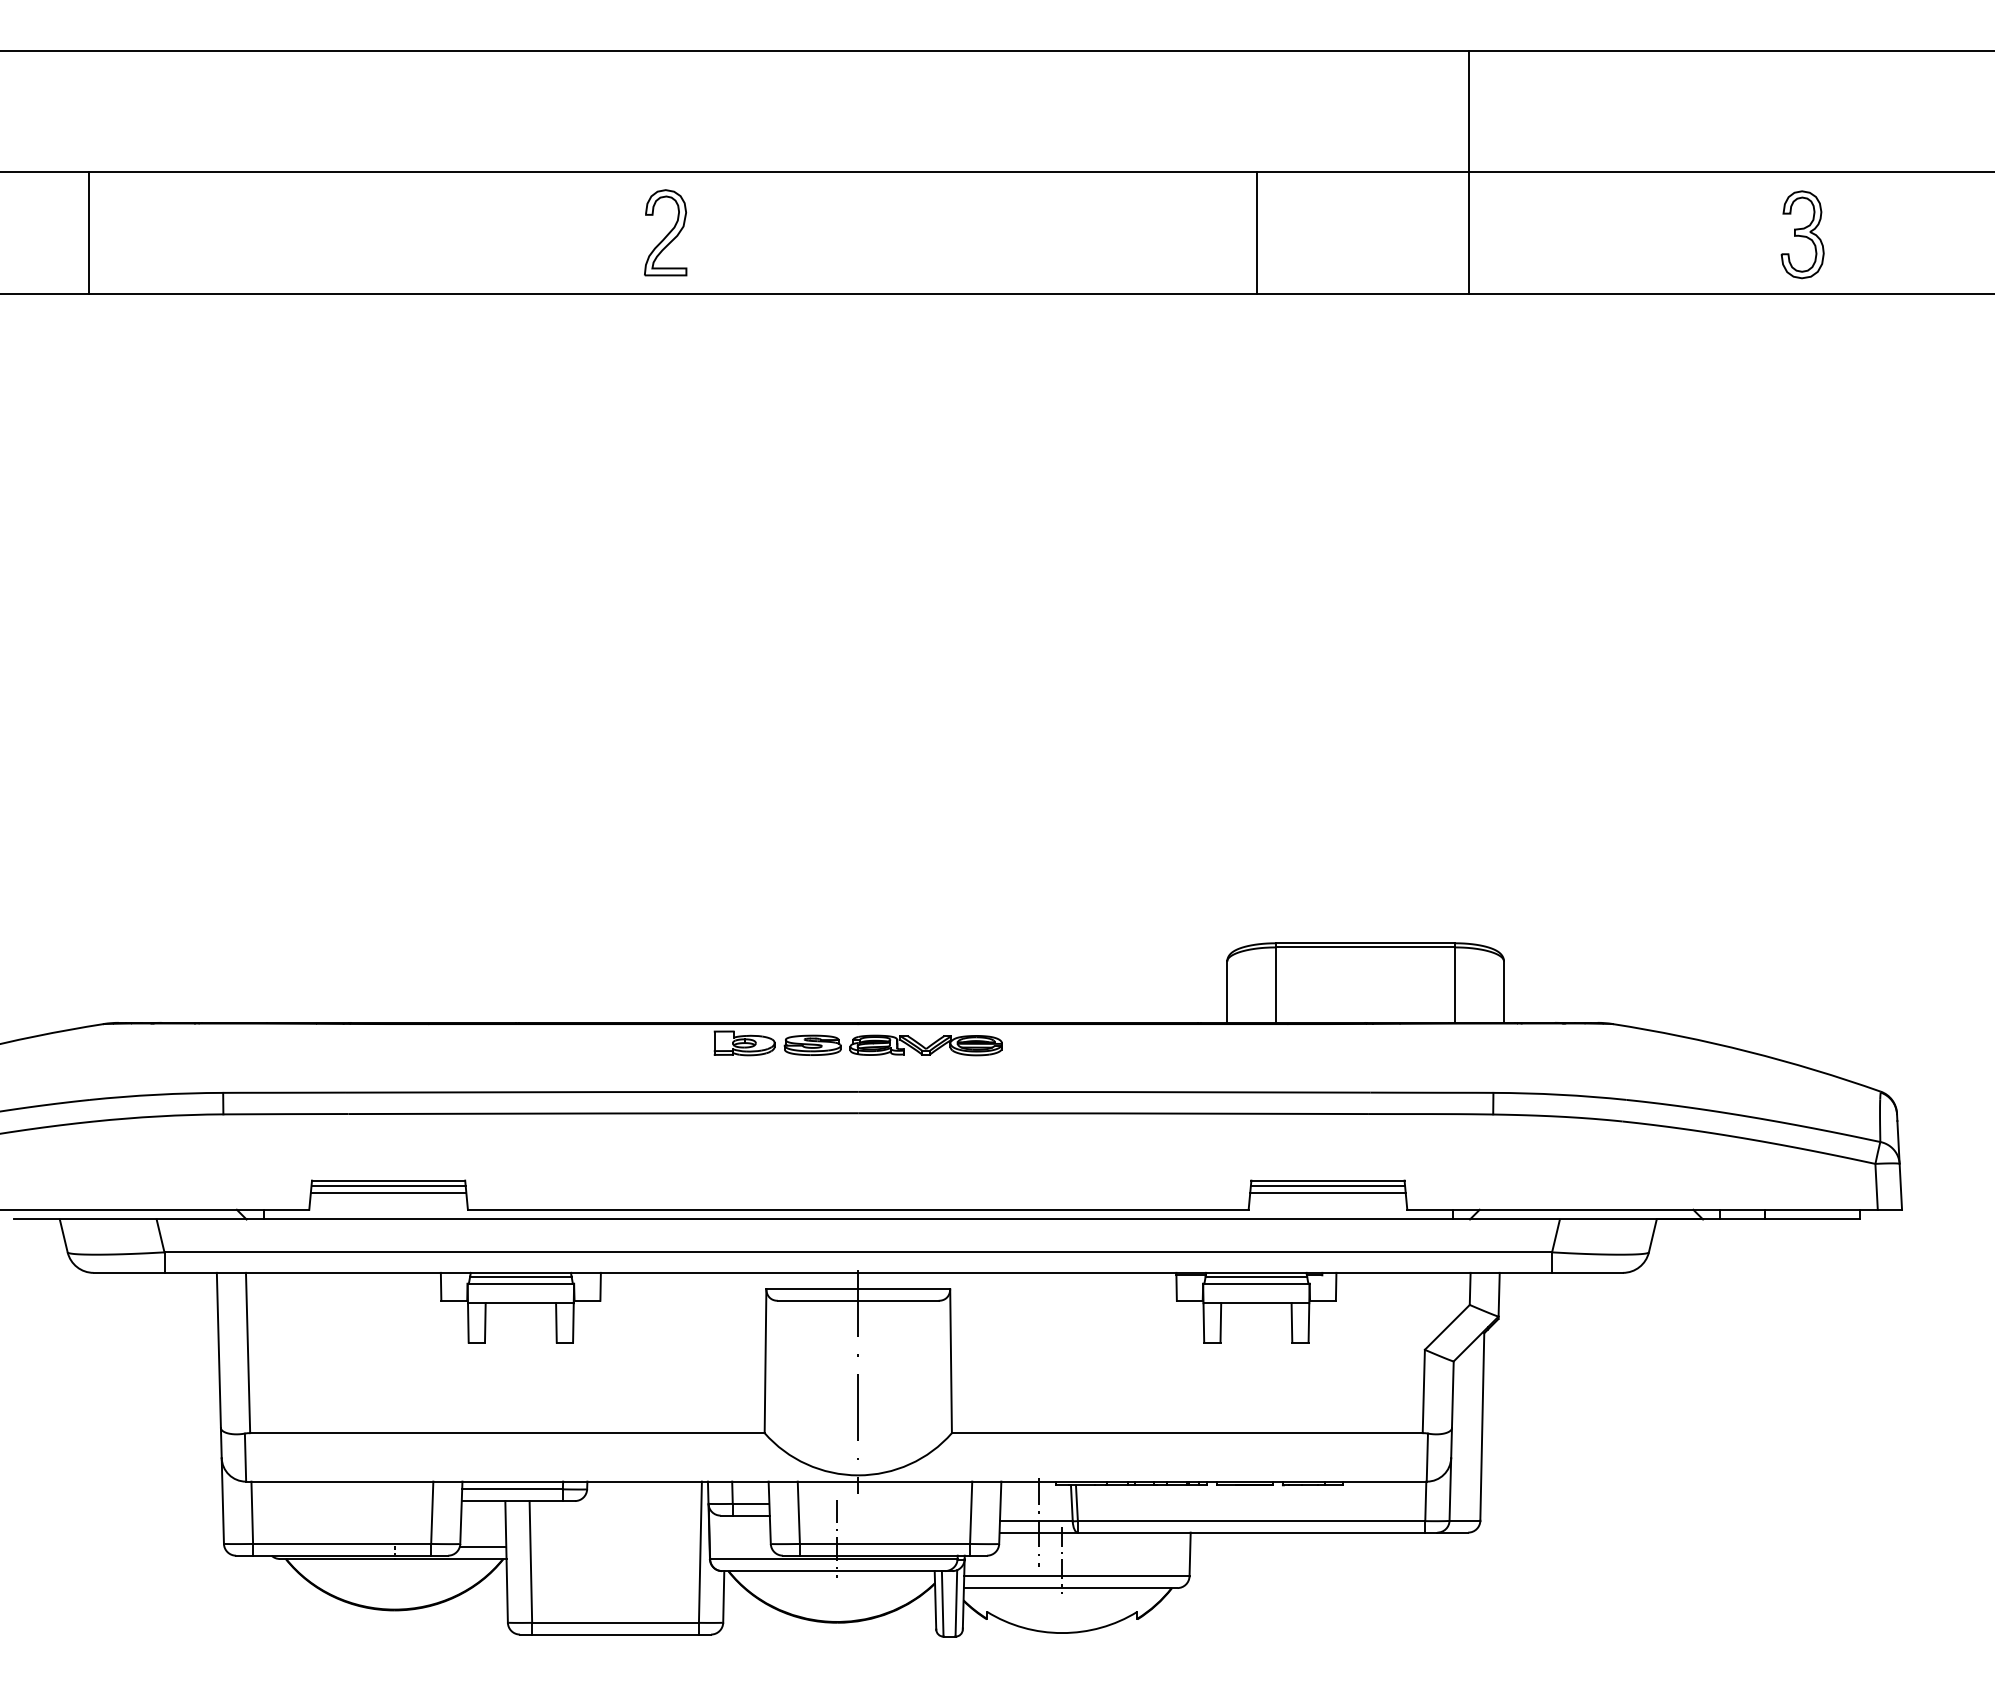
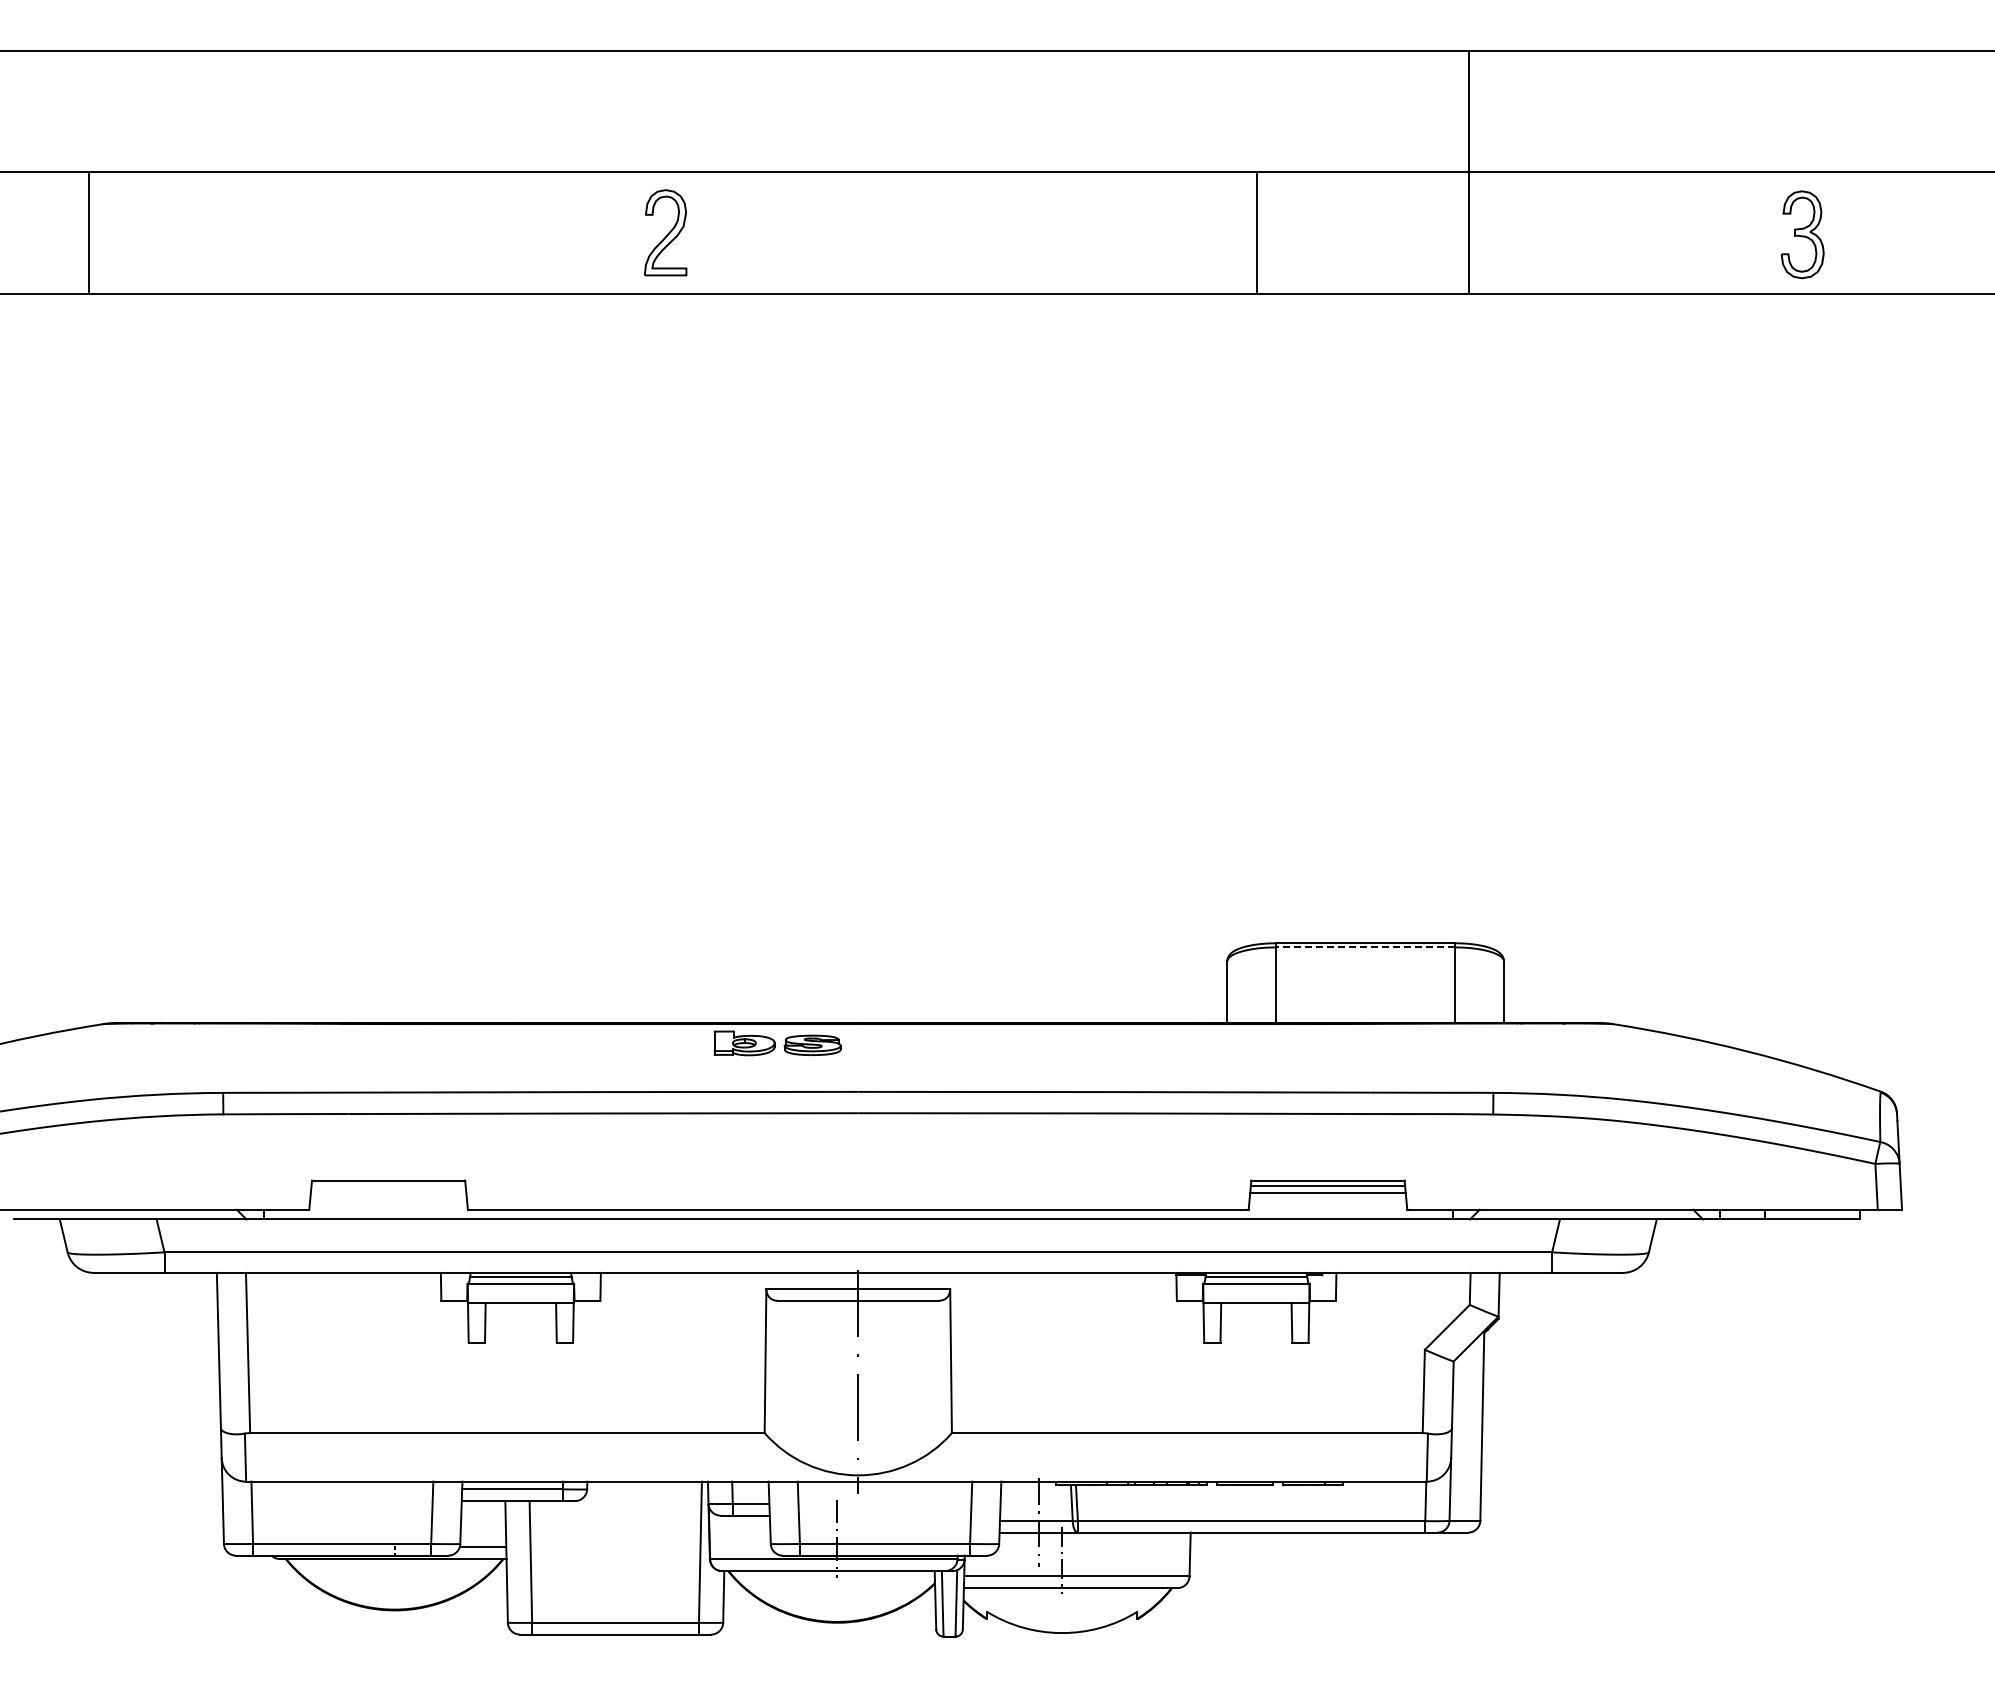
line: solid -> dashed (1365, 947)
part: present -> none (925, 1045)
line: present -> none (388, 1185)
line: present -> none (388, 1192)
